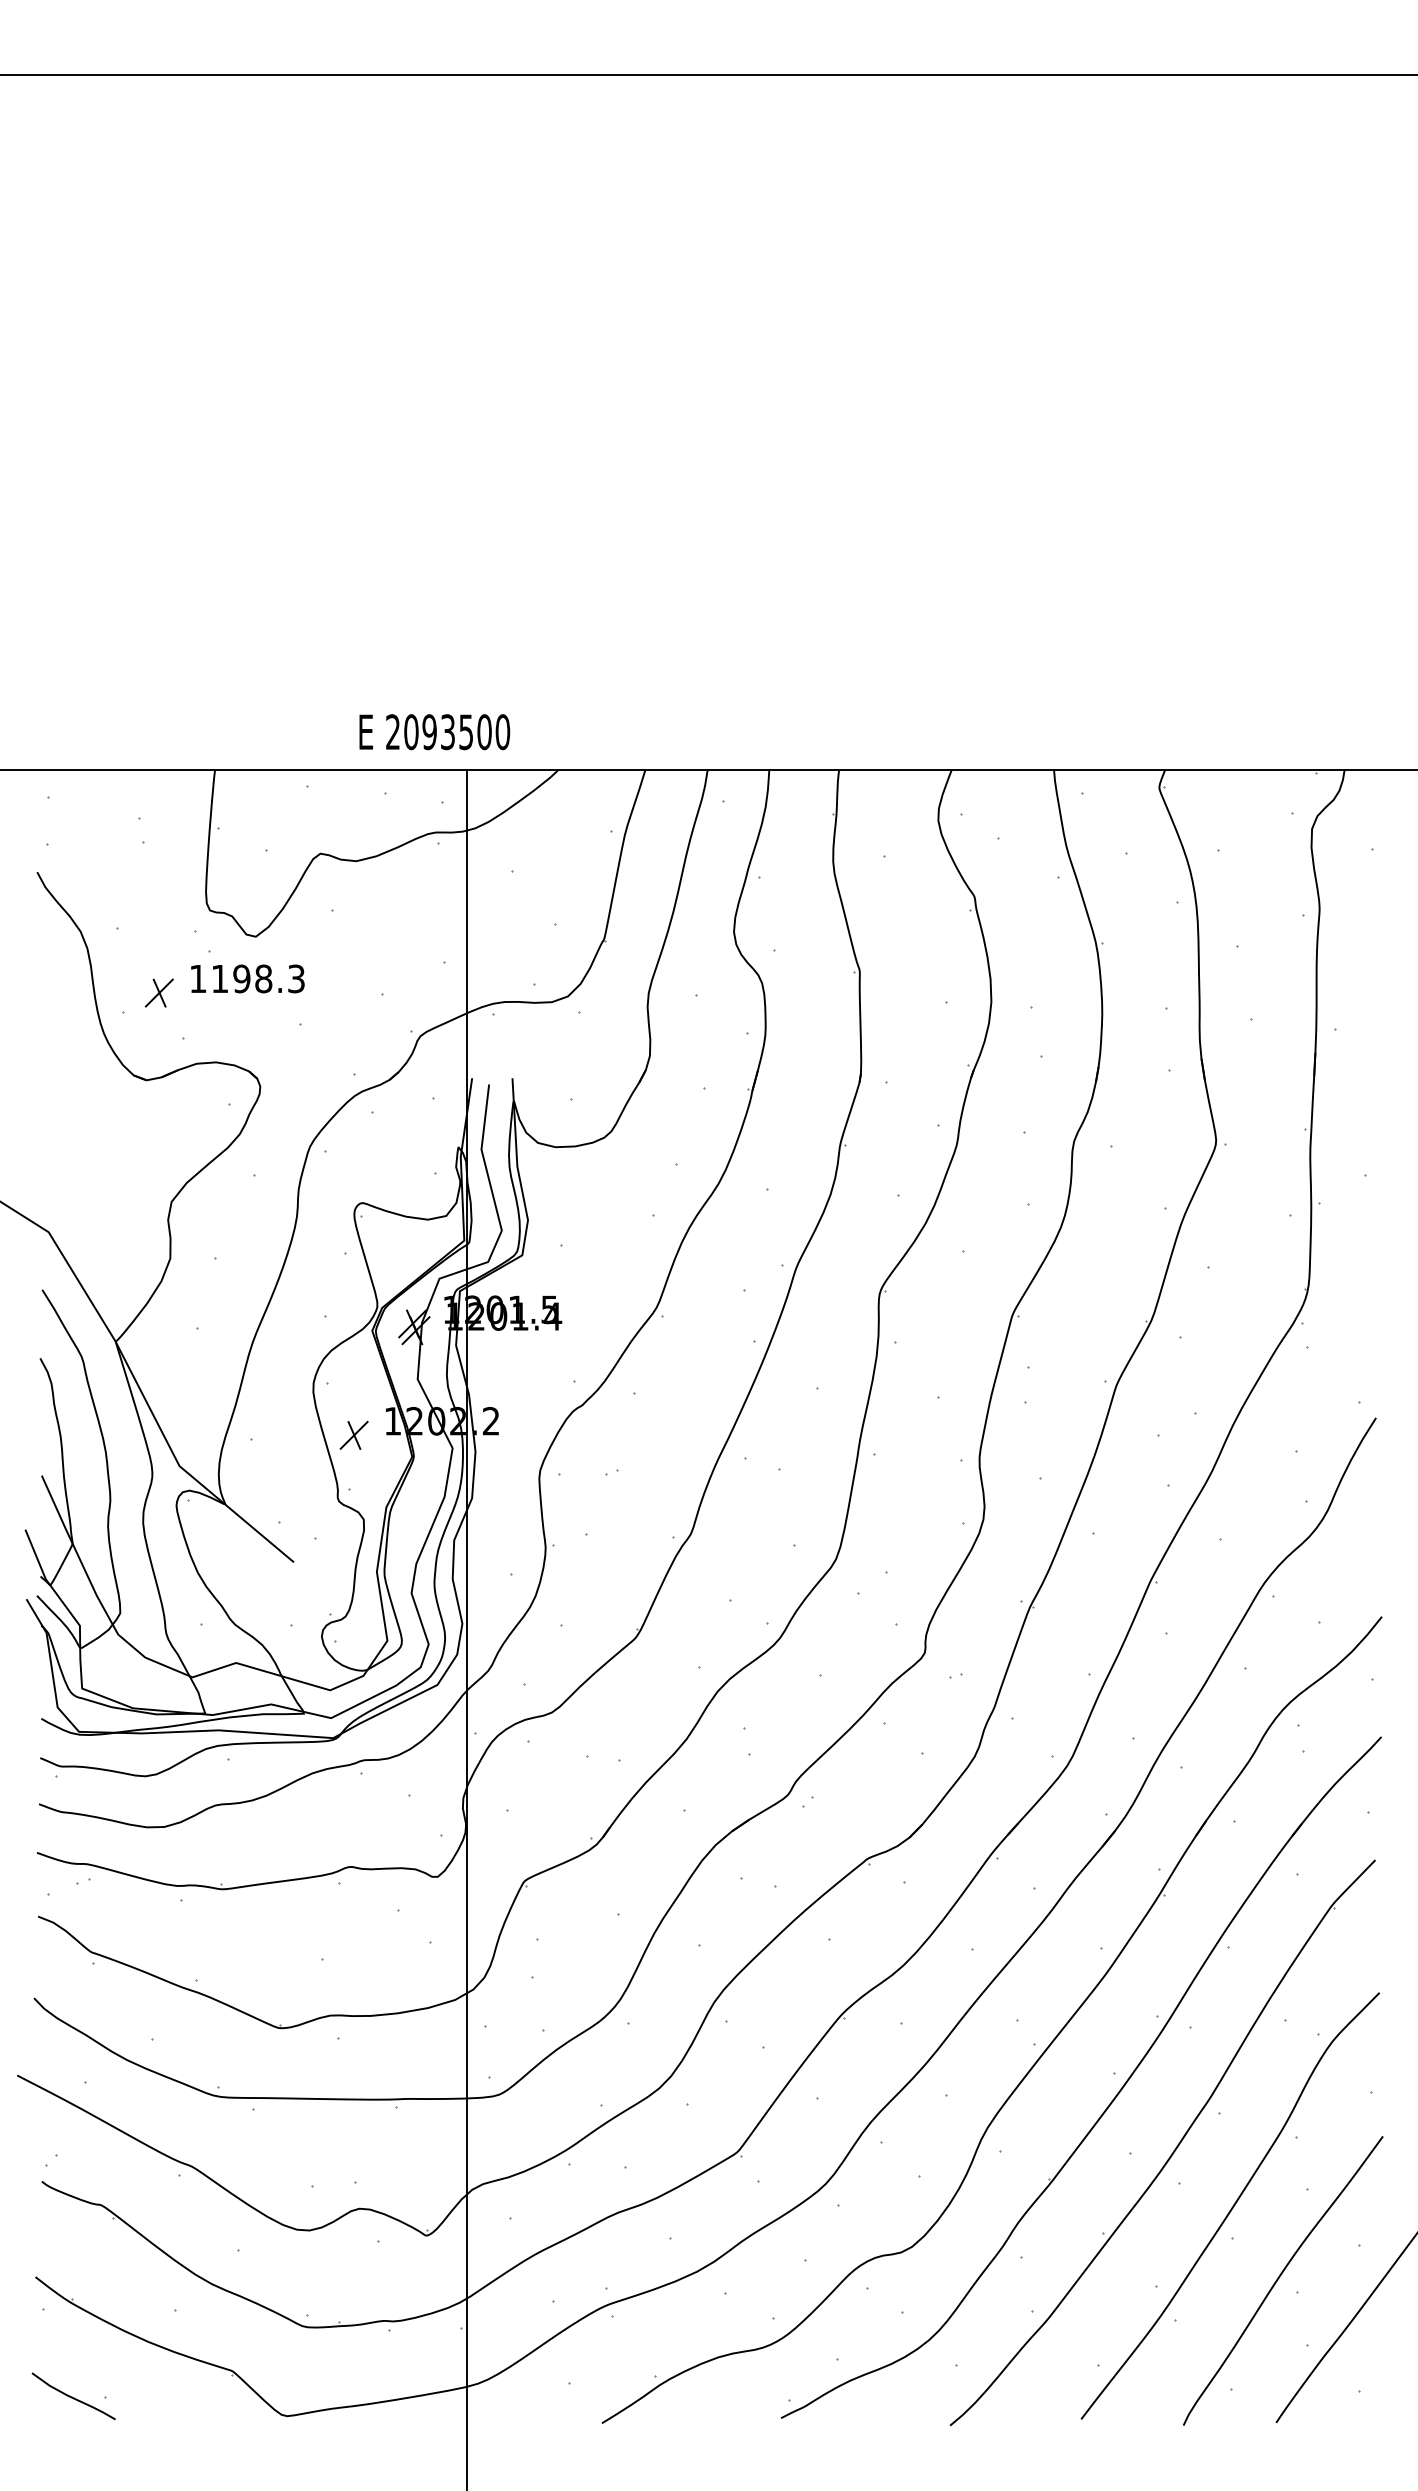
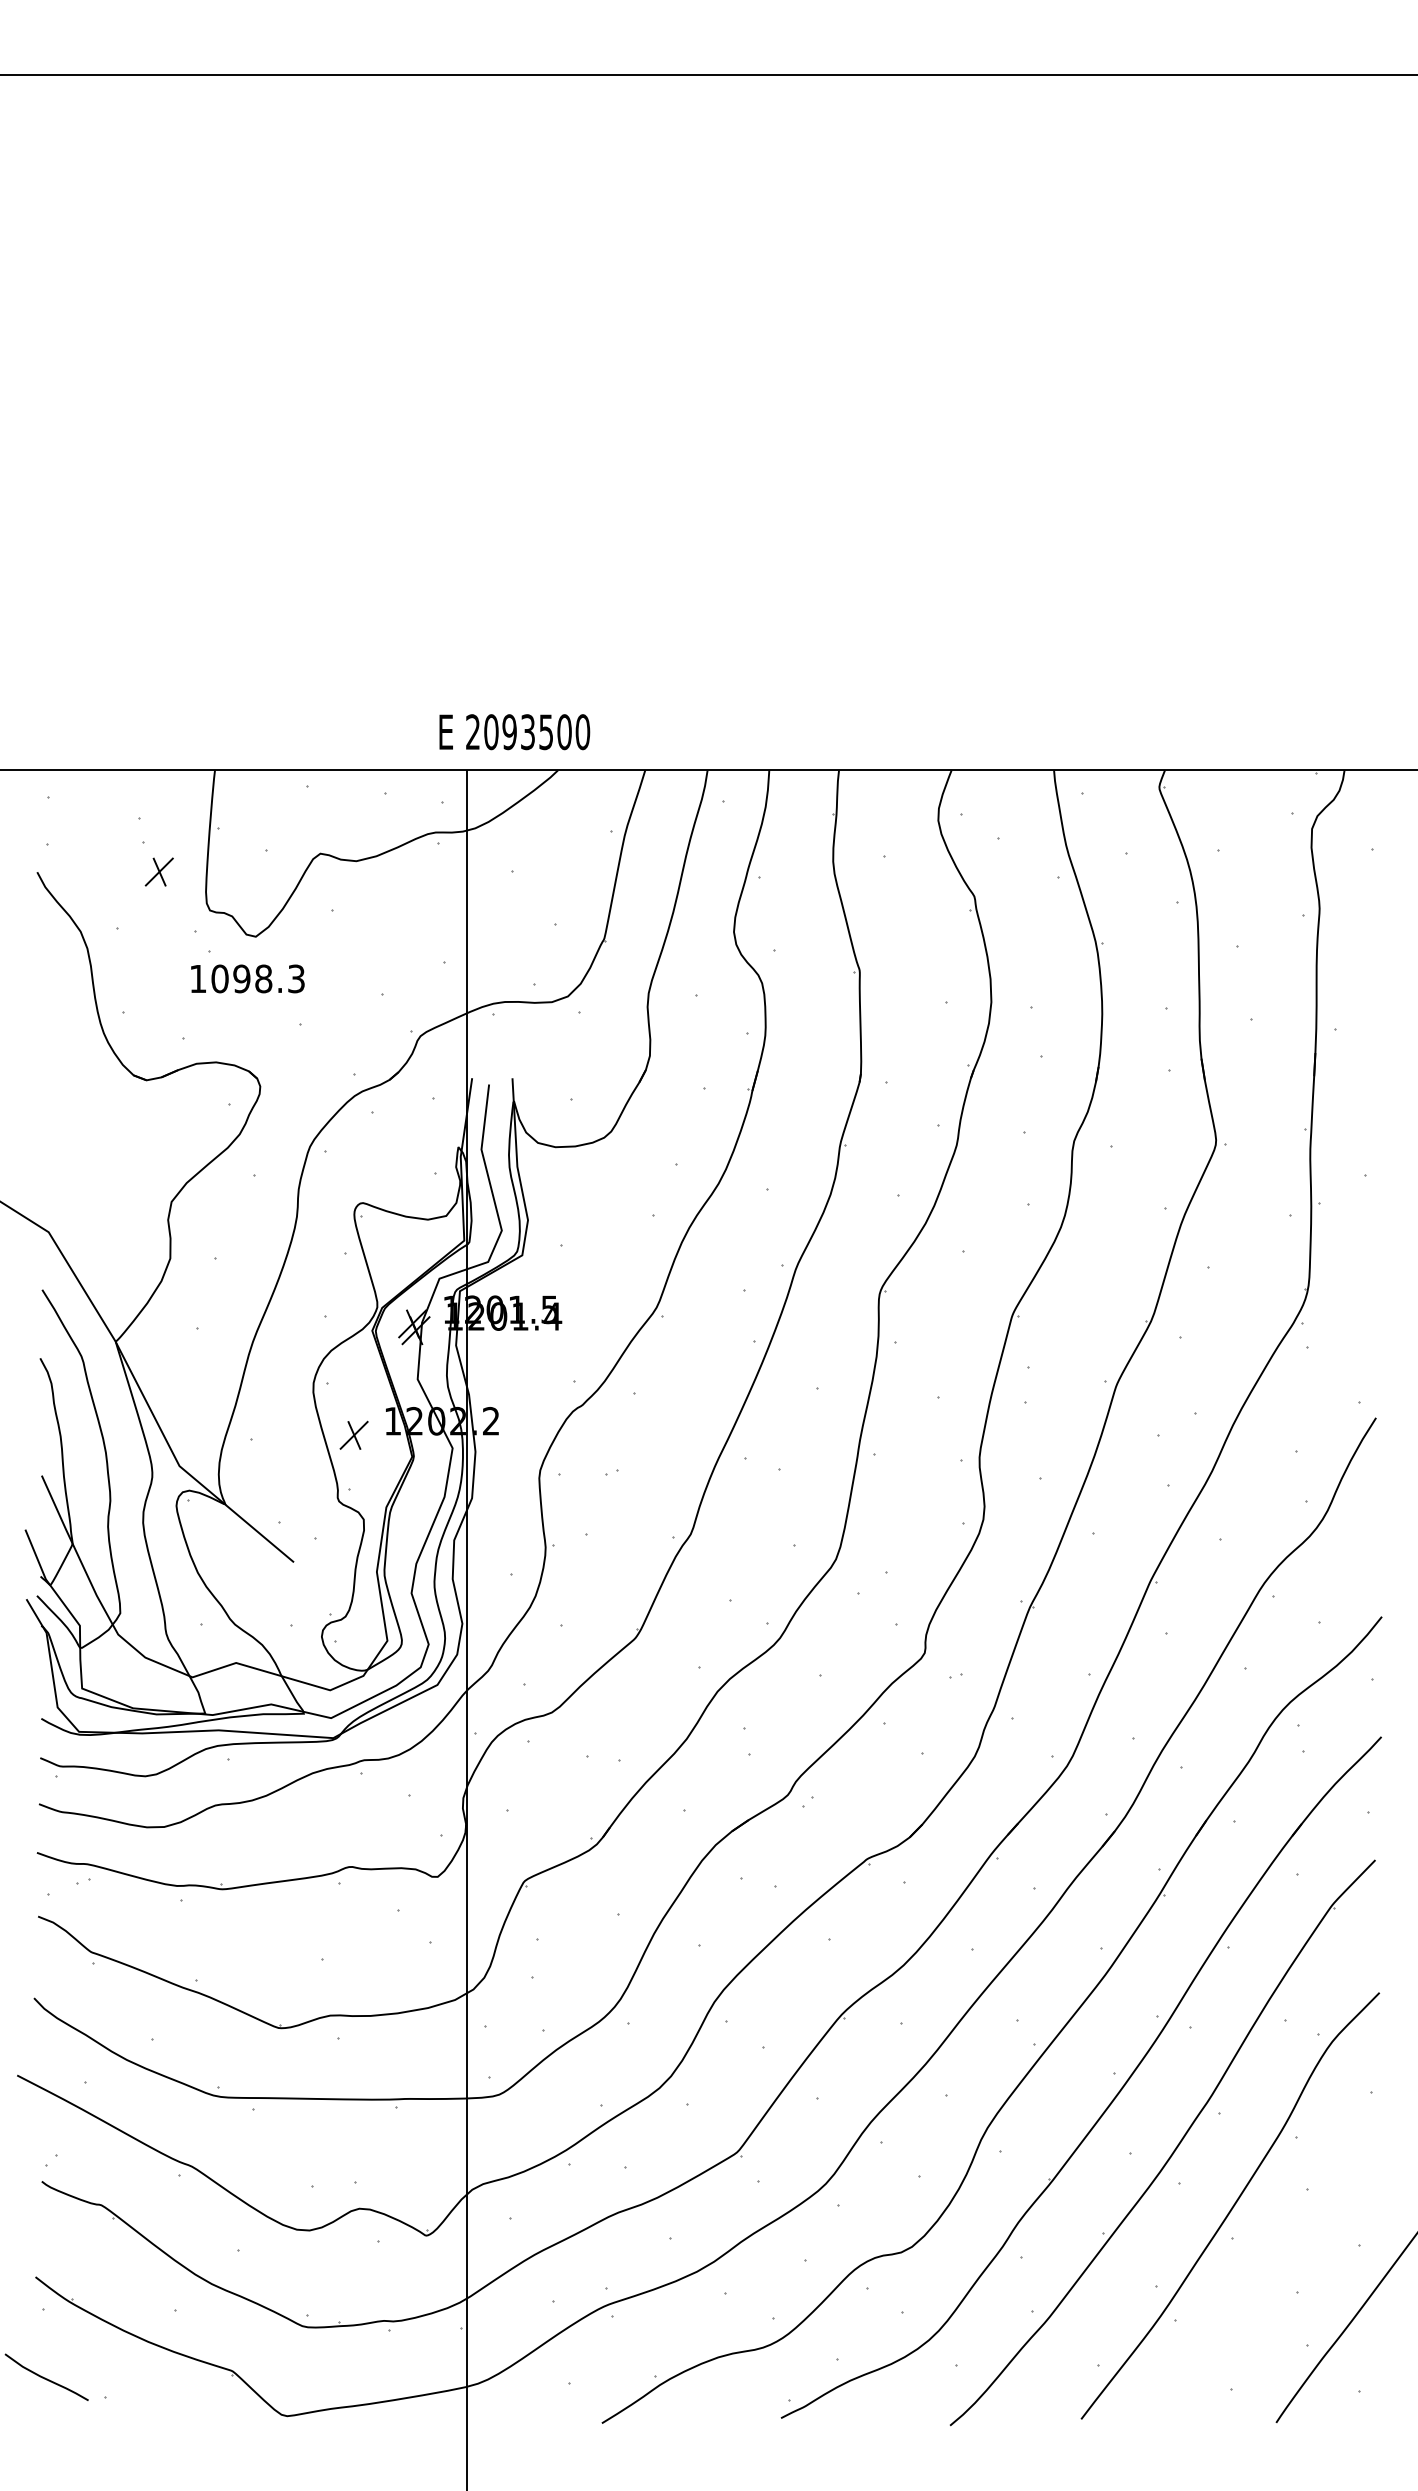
text position: (434, 732) -> (514, 732) (514, 732)
text: 1198.3 -> 1098.3 (219, 978)
part position: (158, 992) -> (158, 871) (158, 871)
curve: present -> none (1280, 2277)
curve position: (72, 2396) -> (45, 2377) (45, 2377)
